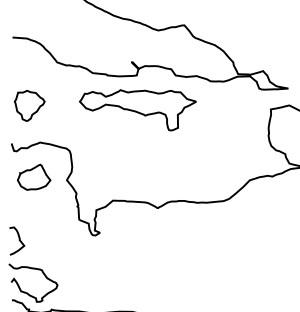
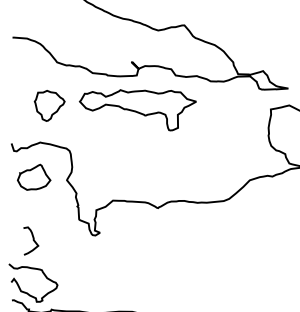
part position: (29, 105) -> (49, 105) (49, 105)
curve position: (18, 239) -> (32, 239) (32, 239)
